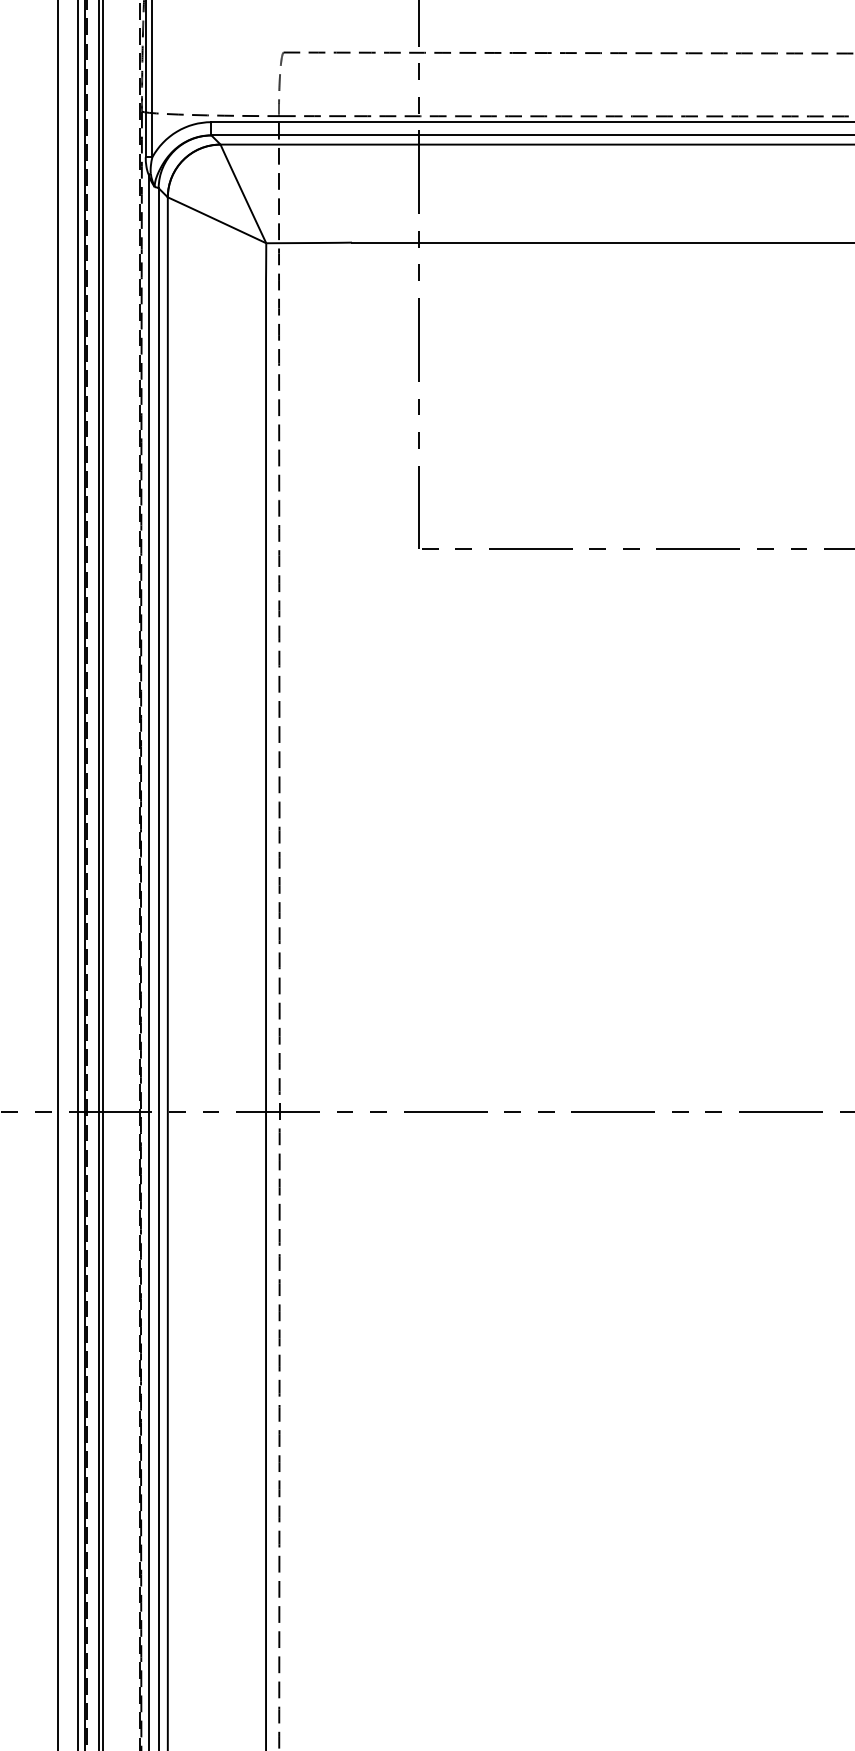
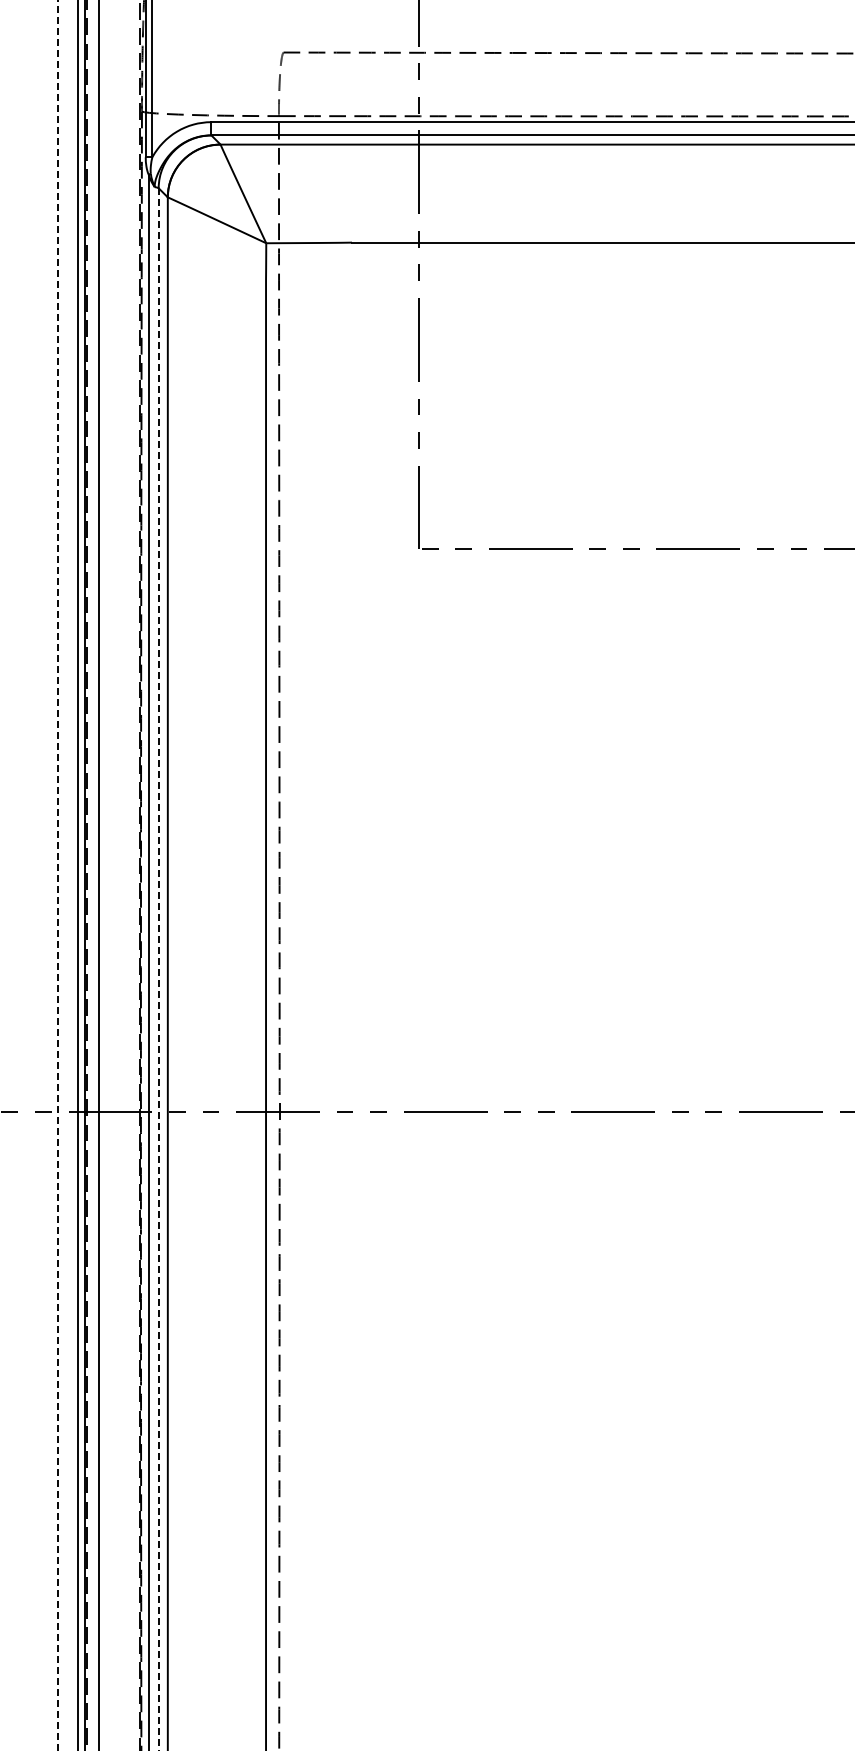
line: present -> none (102, 874)
line: solid -> dashed (57, 875)
line: solid -> dashed (158, 969)
